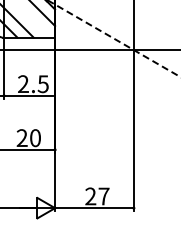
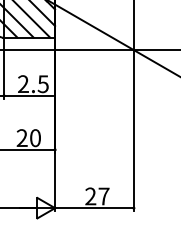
line: none -> present (32, 19)
line: dashed -> solid (114, 38)
